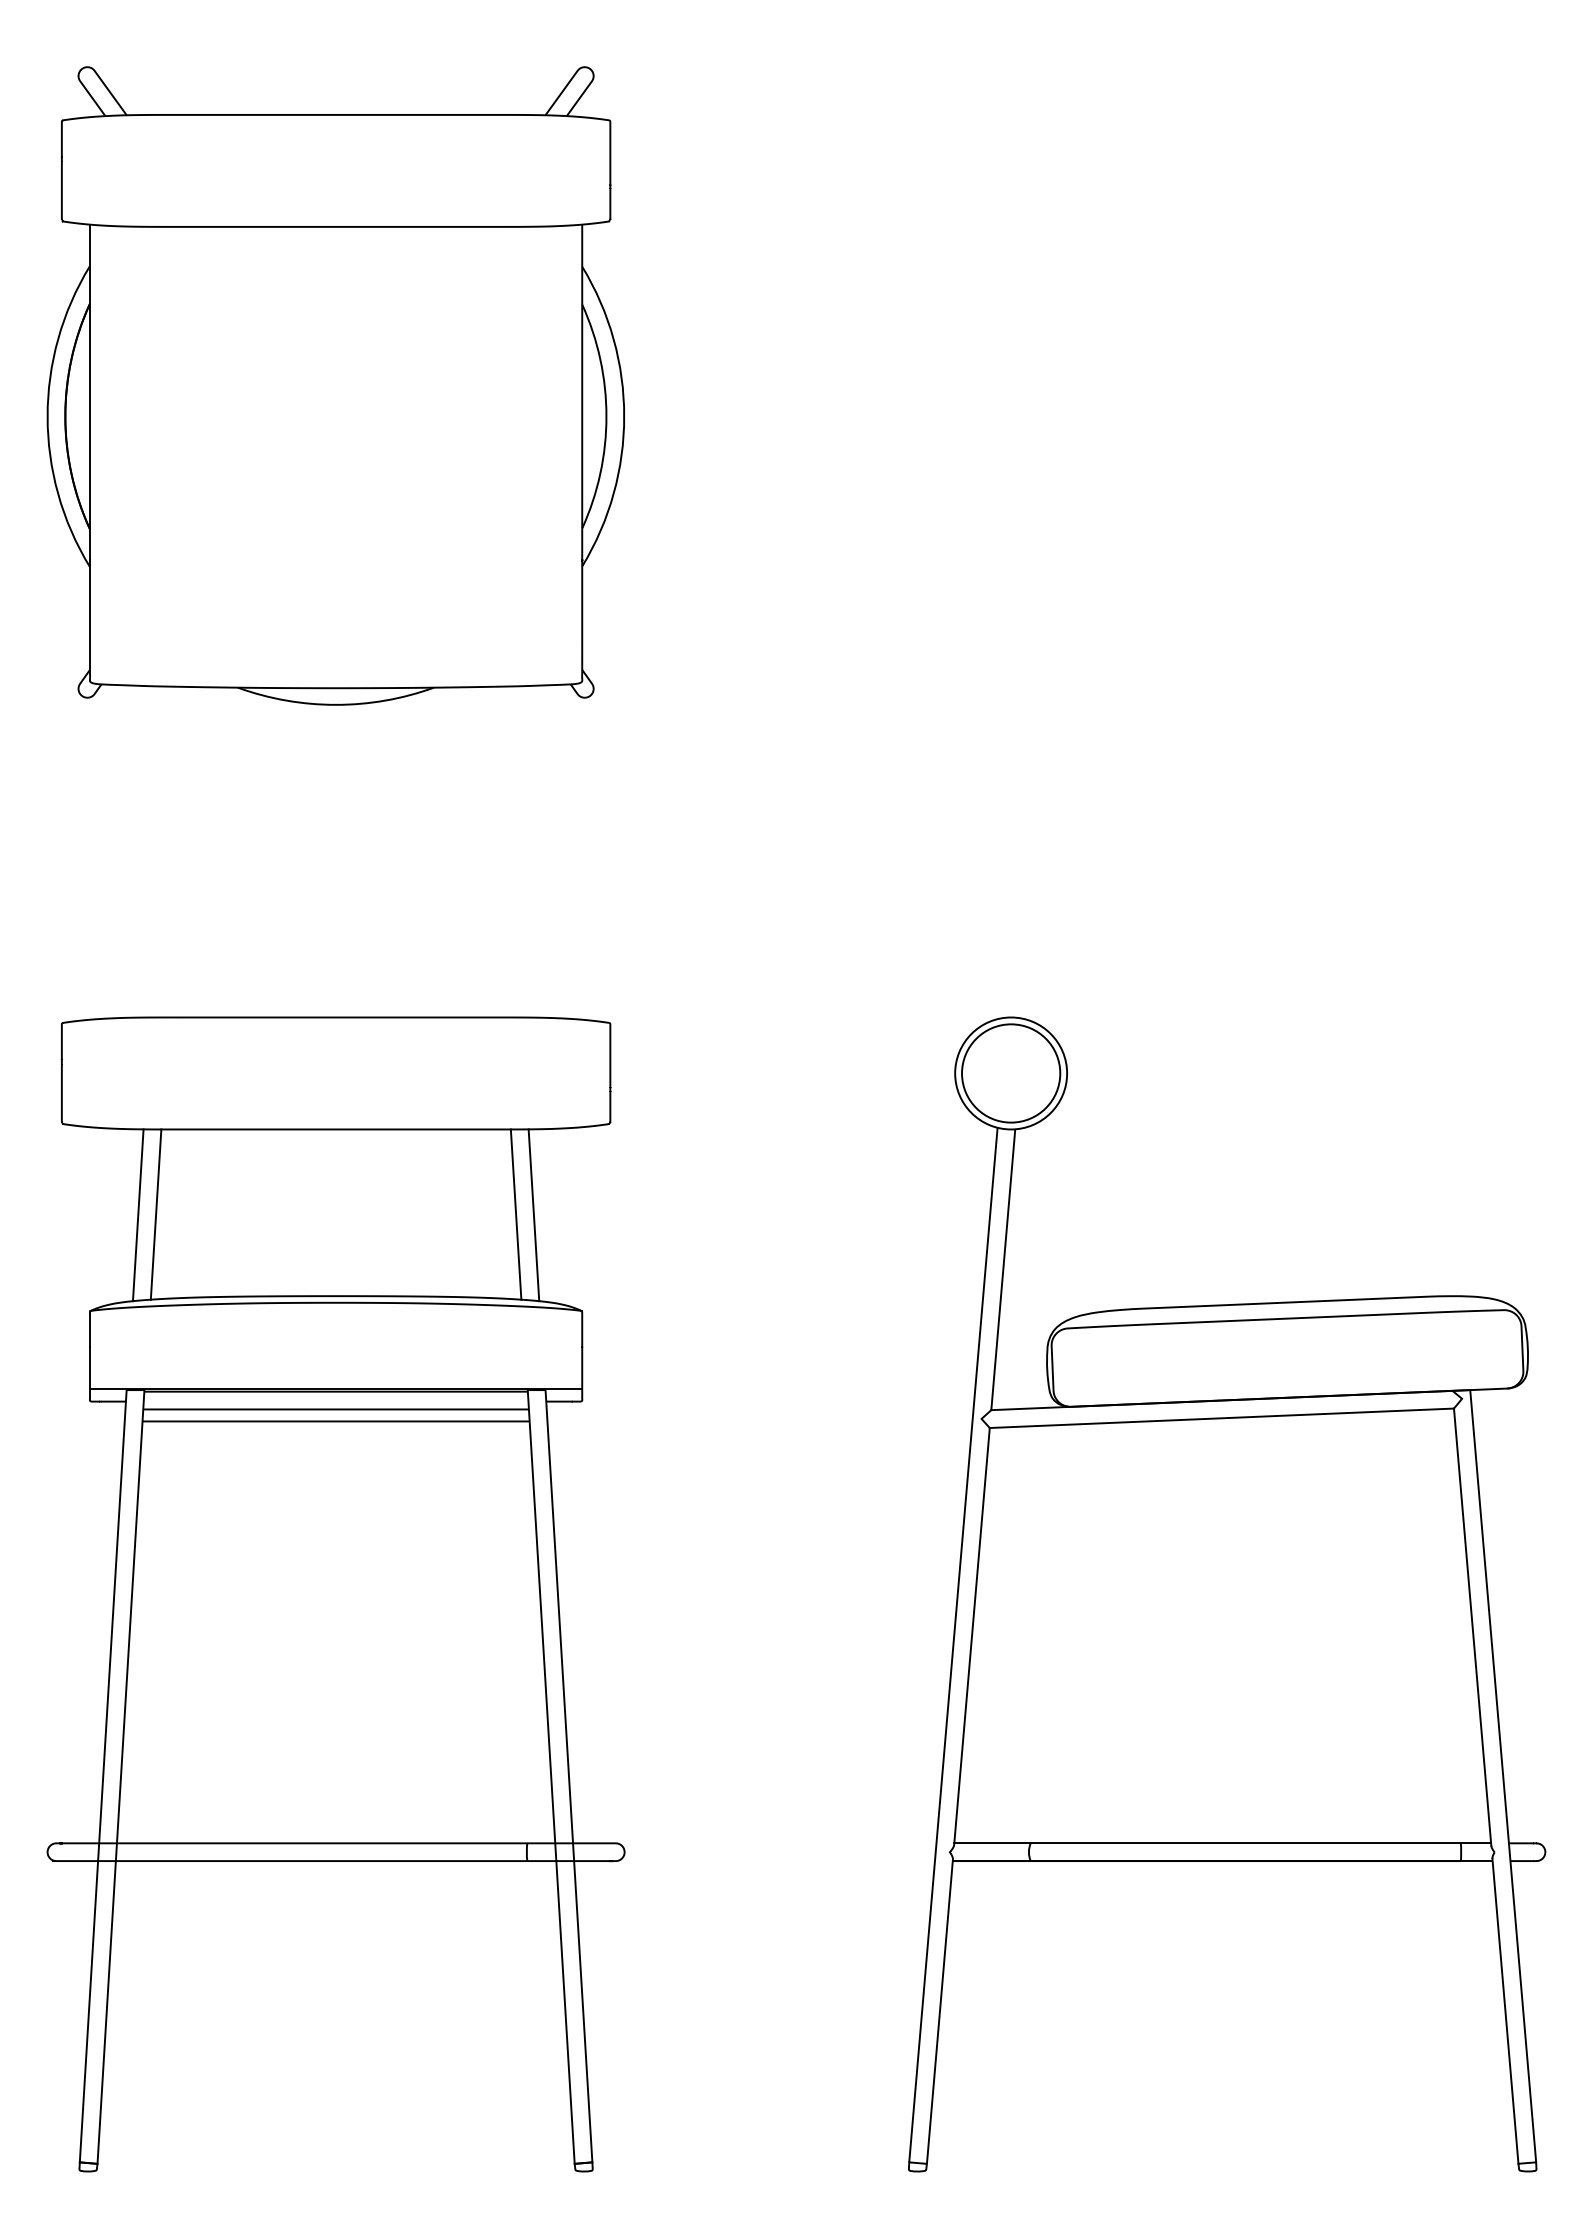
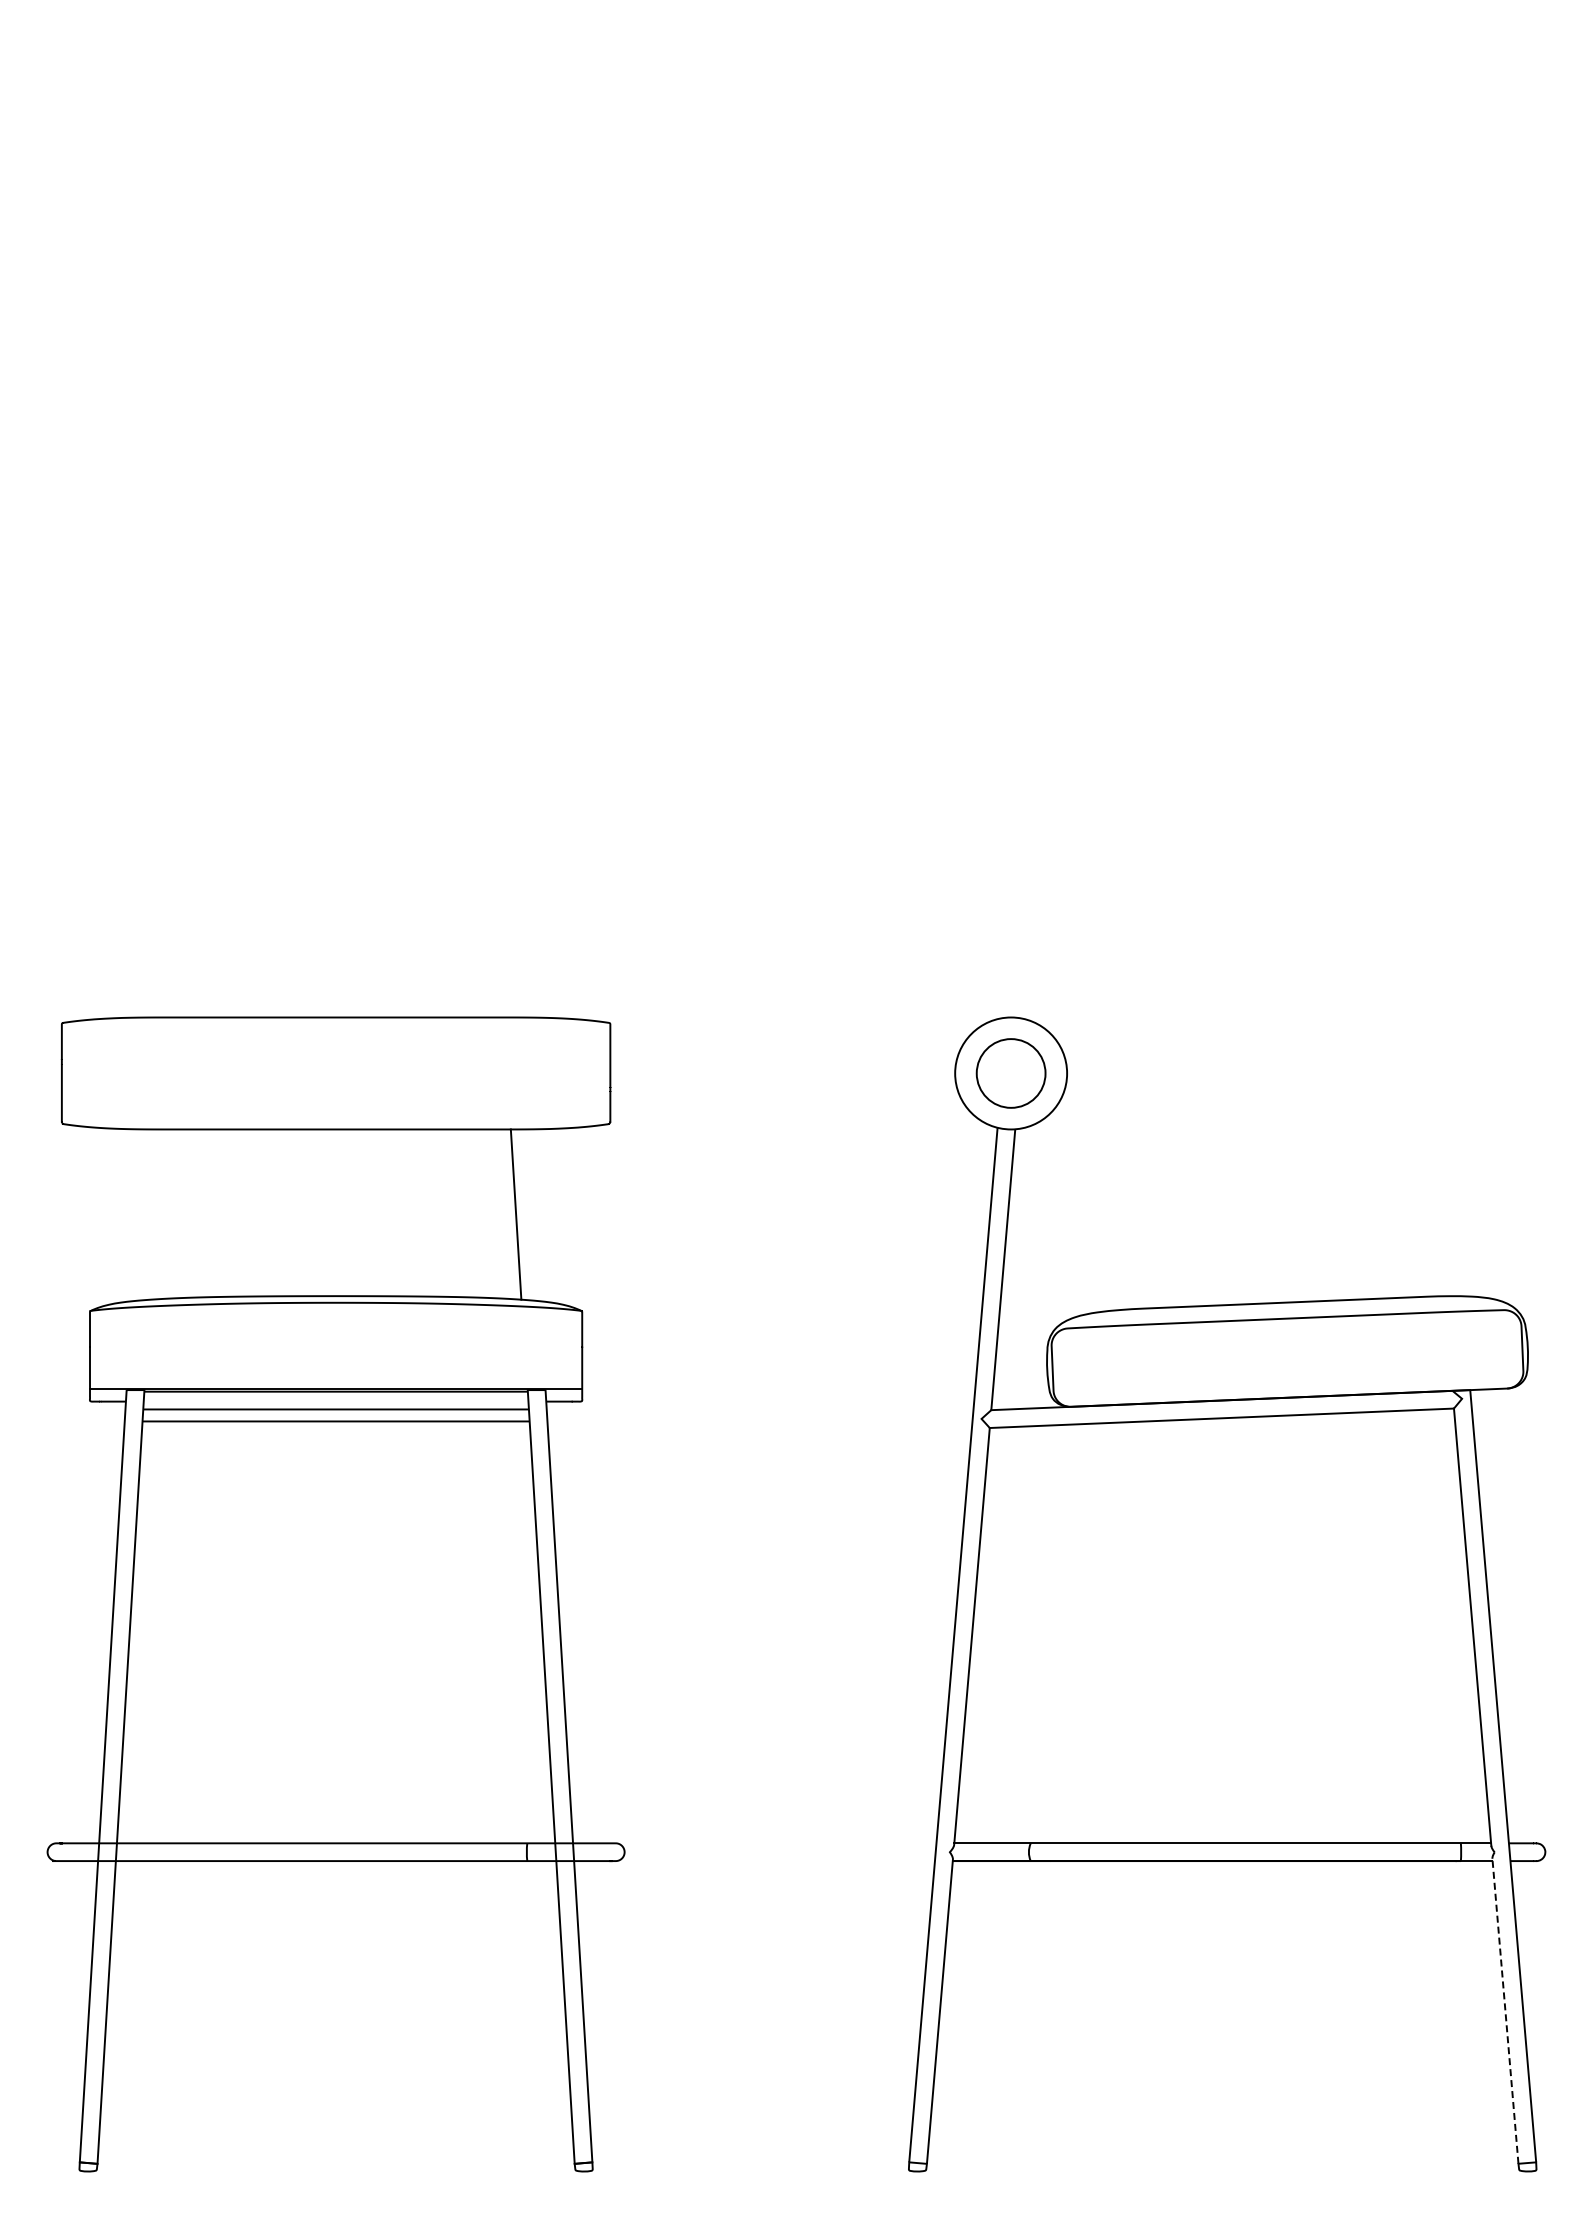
part: present -> none (335, 385)
circle diameter: 98 px -> 69 px (1010, 1073)
line: present -> none (155, 1214)
line: present -> none (137, 1215)
line: present -> none (533, 1215)
line: solid -> dashed (1505, 2010)
